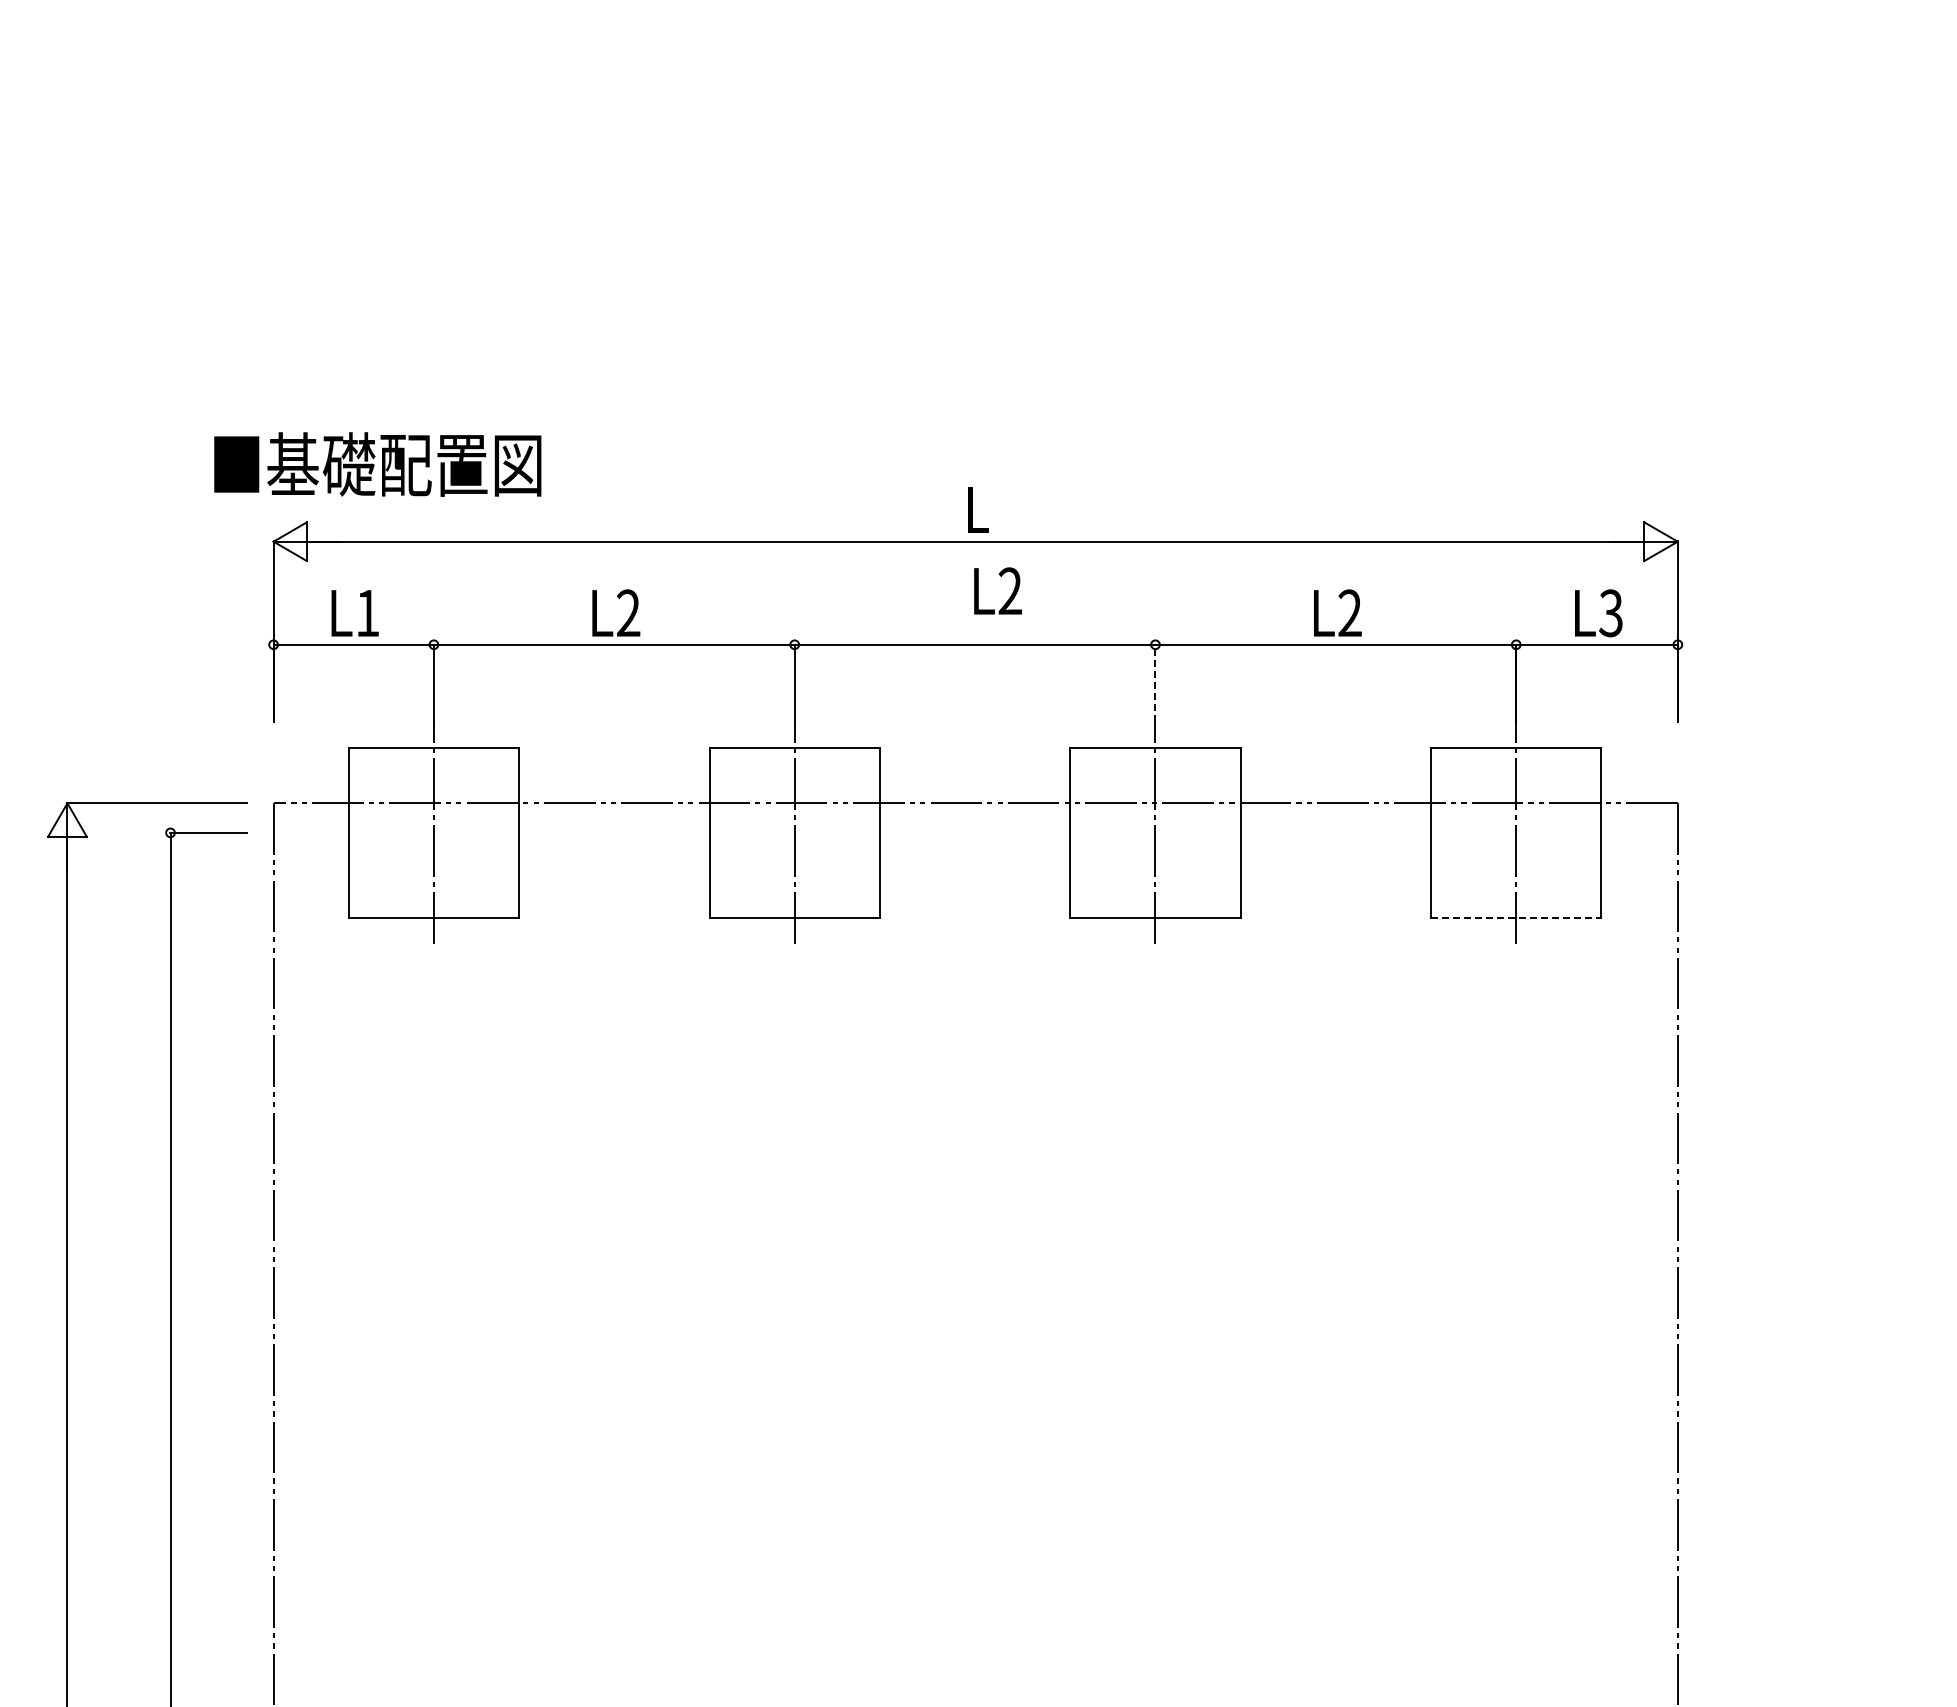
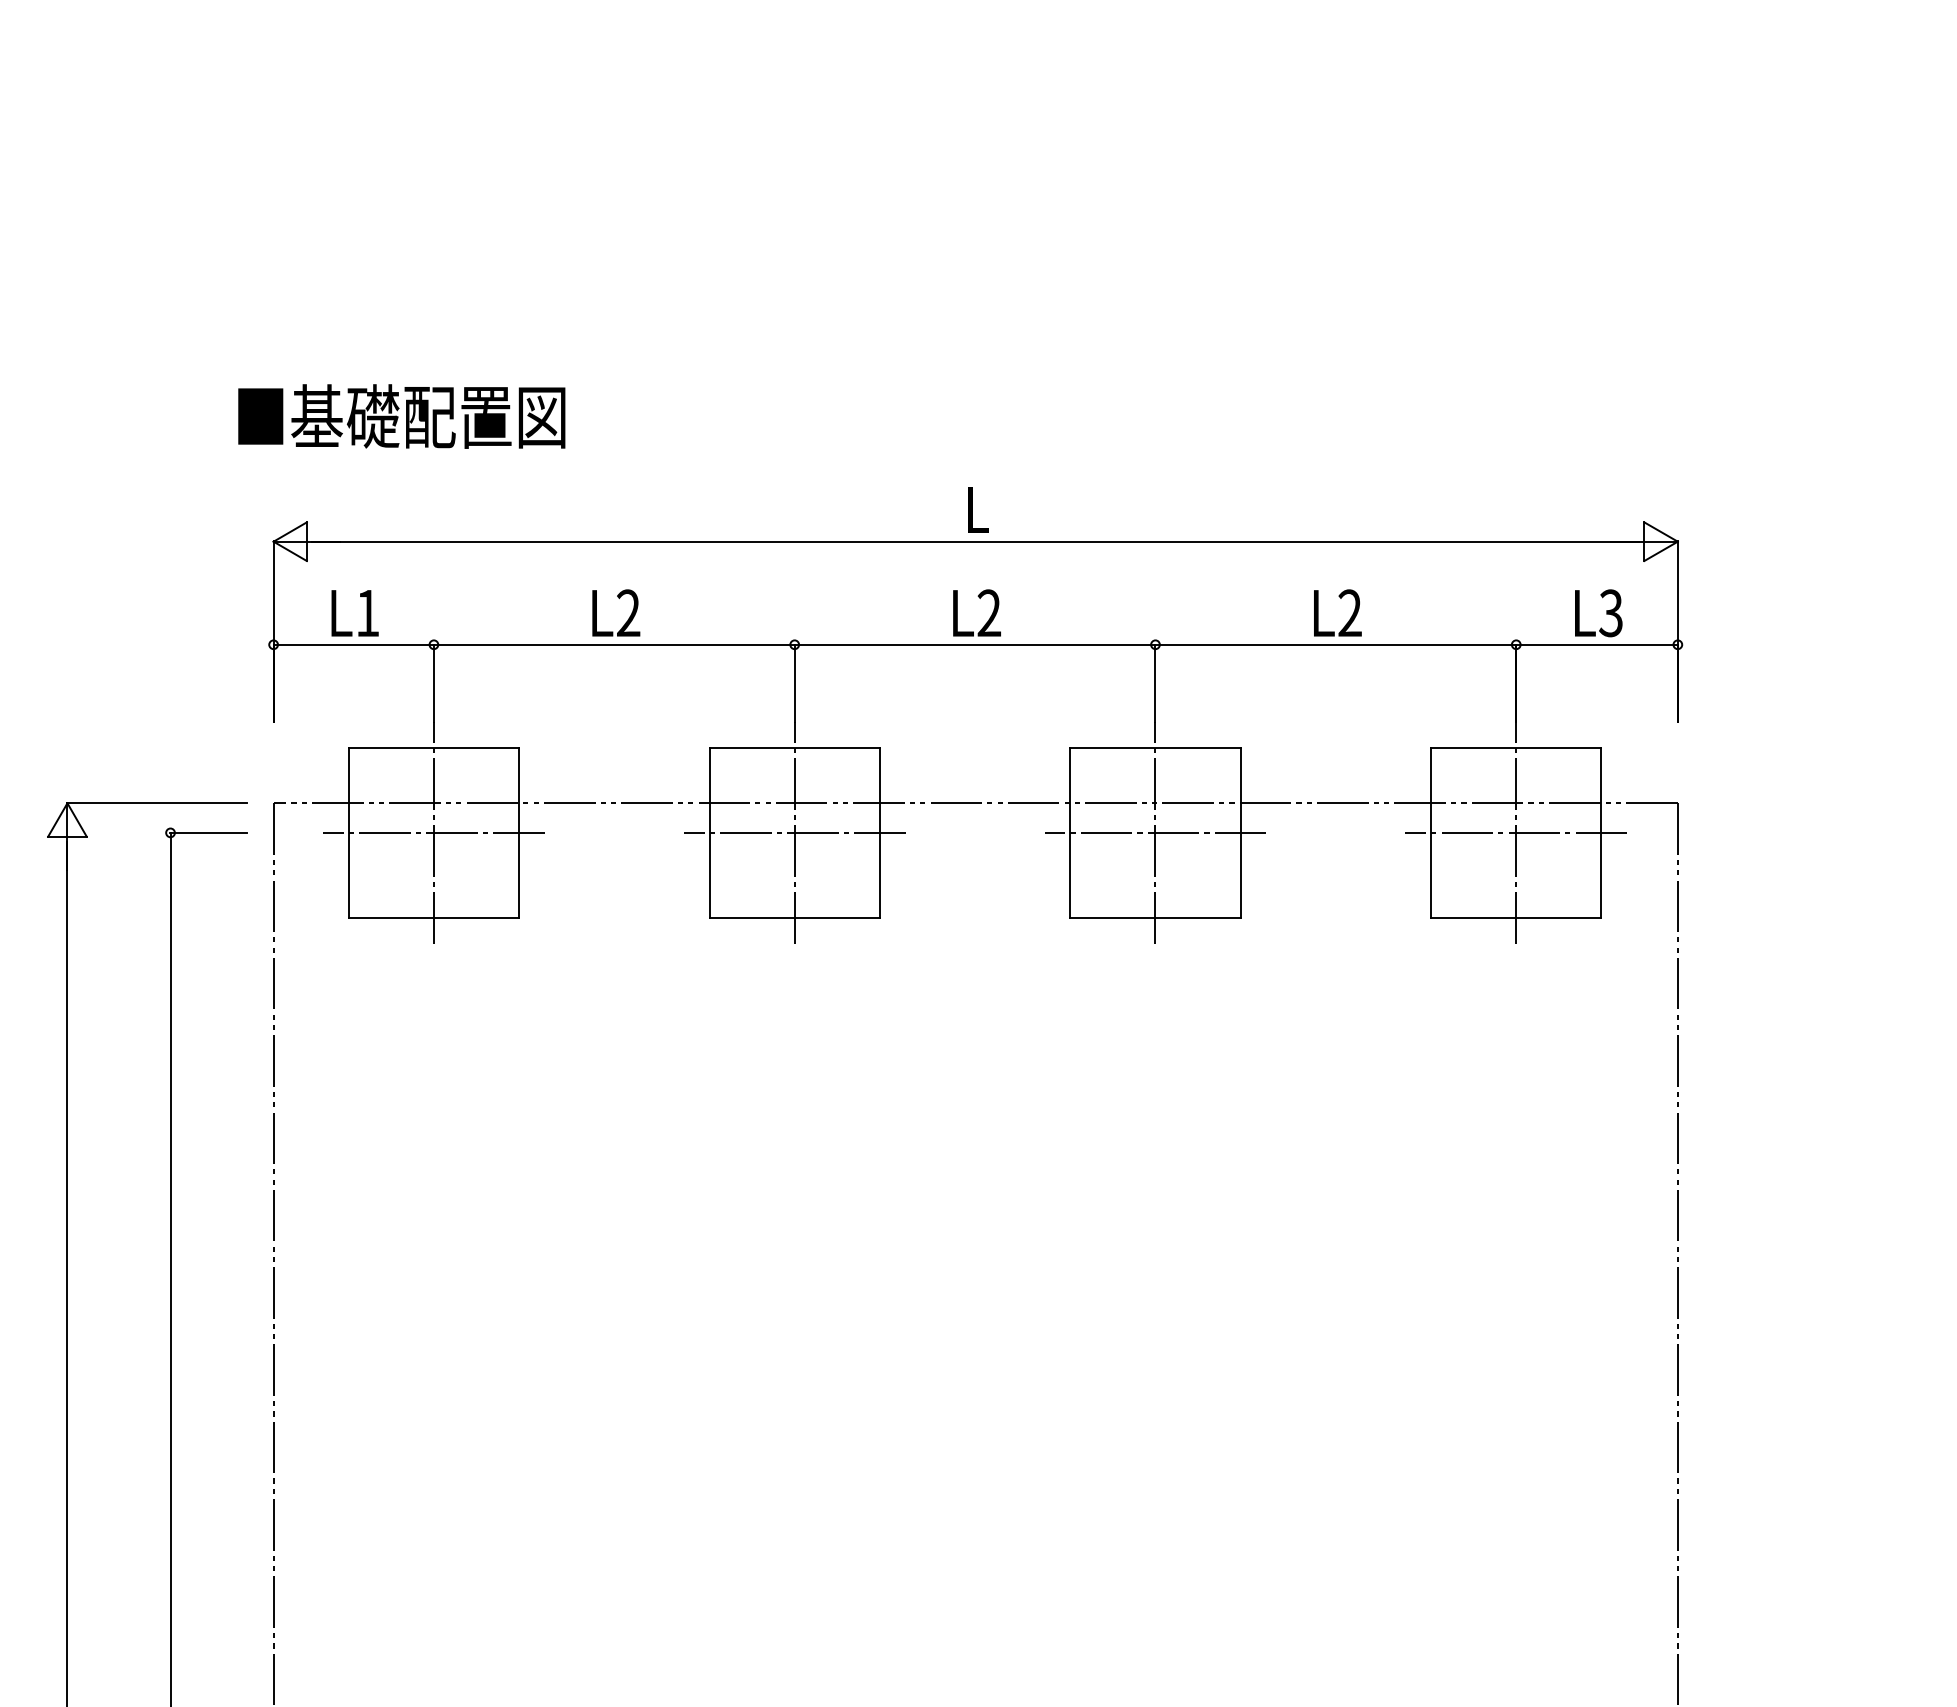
text position: (377, 464) -> (401, 416) (401, 416)
text position: (997, 590) -> (976, 612) (976, 612)
line: dashed -> solid (1155, 683)
line: none -> present (433, 832)
line: none -> present (794, 832)
line: none -> present (1155, 832)
line: none -> present (1516, 832)
line: dashed -> solid (1516, 917)
